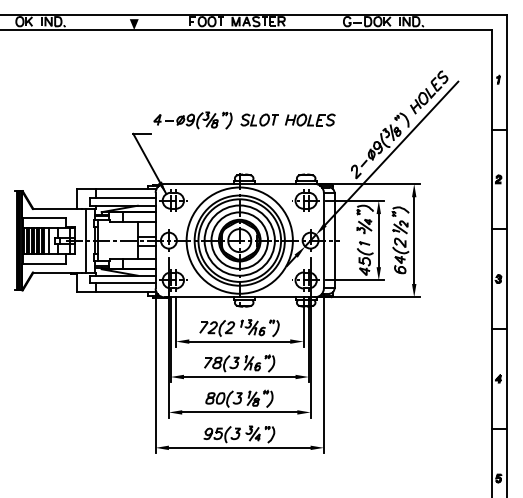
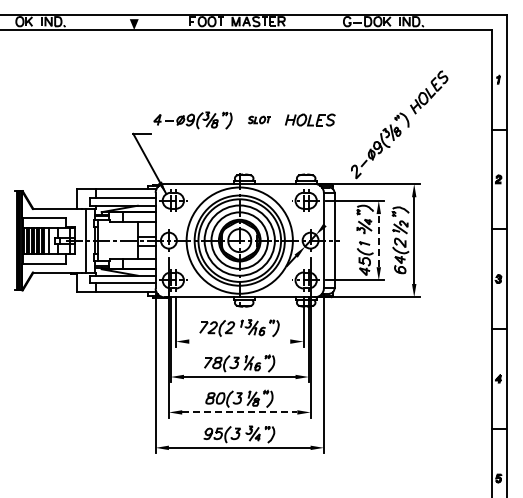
part size: 39x14 px -> 23x10 px (259, 119)
line: present -> none (391, 153)
line: solid -> dashed (378, 240)
line: present -> none (239, 341)
line: solid -> dashed (239, 412)
